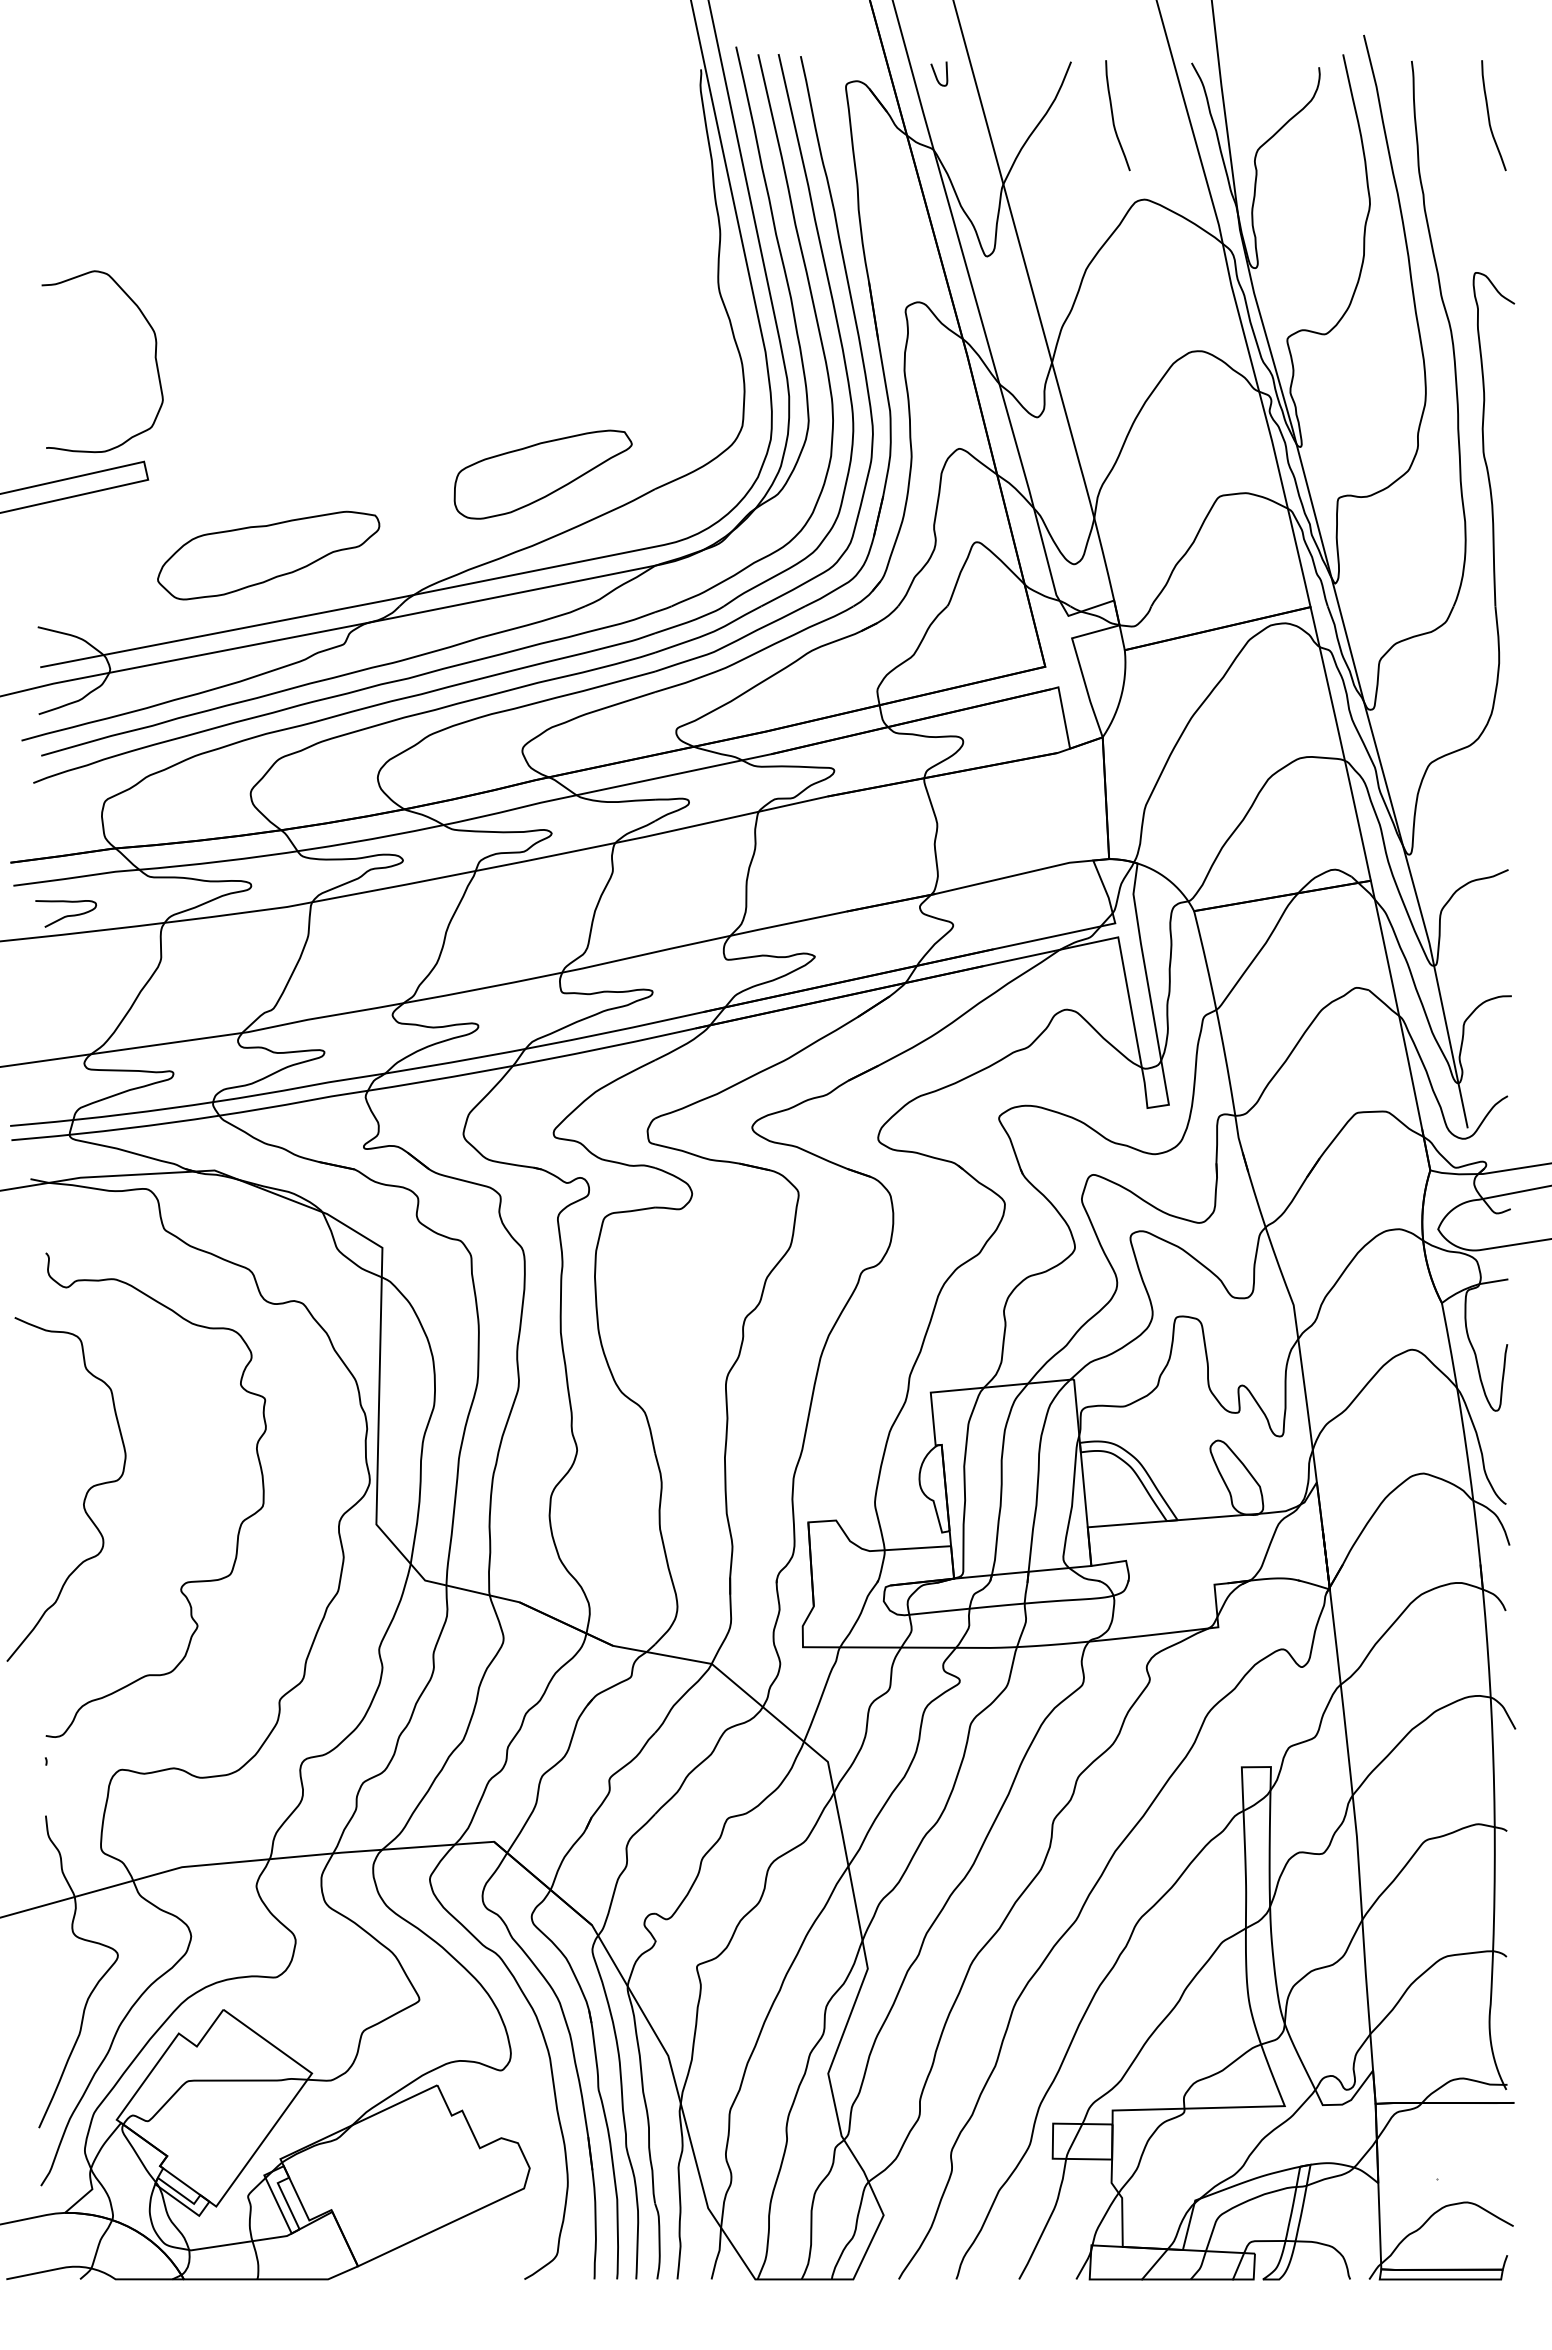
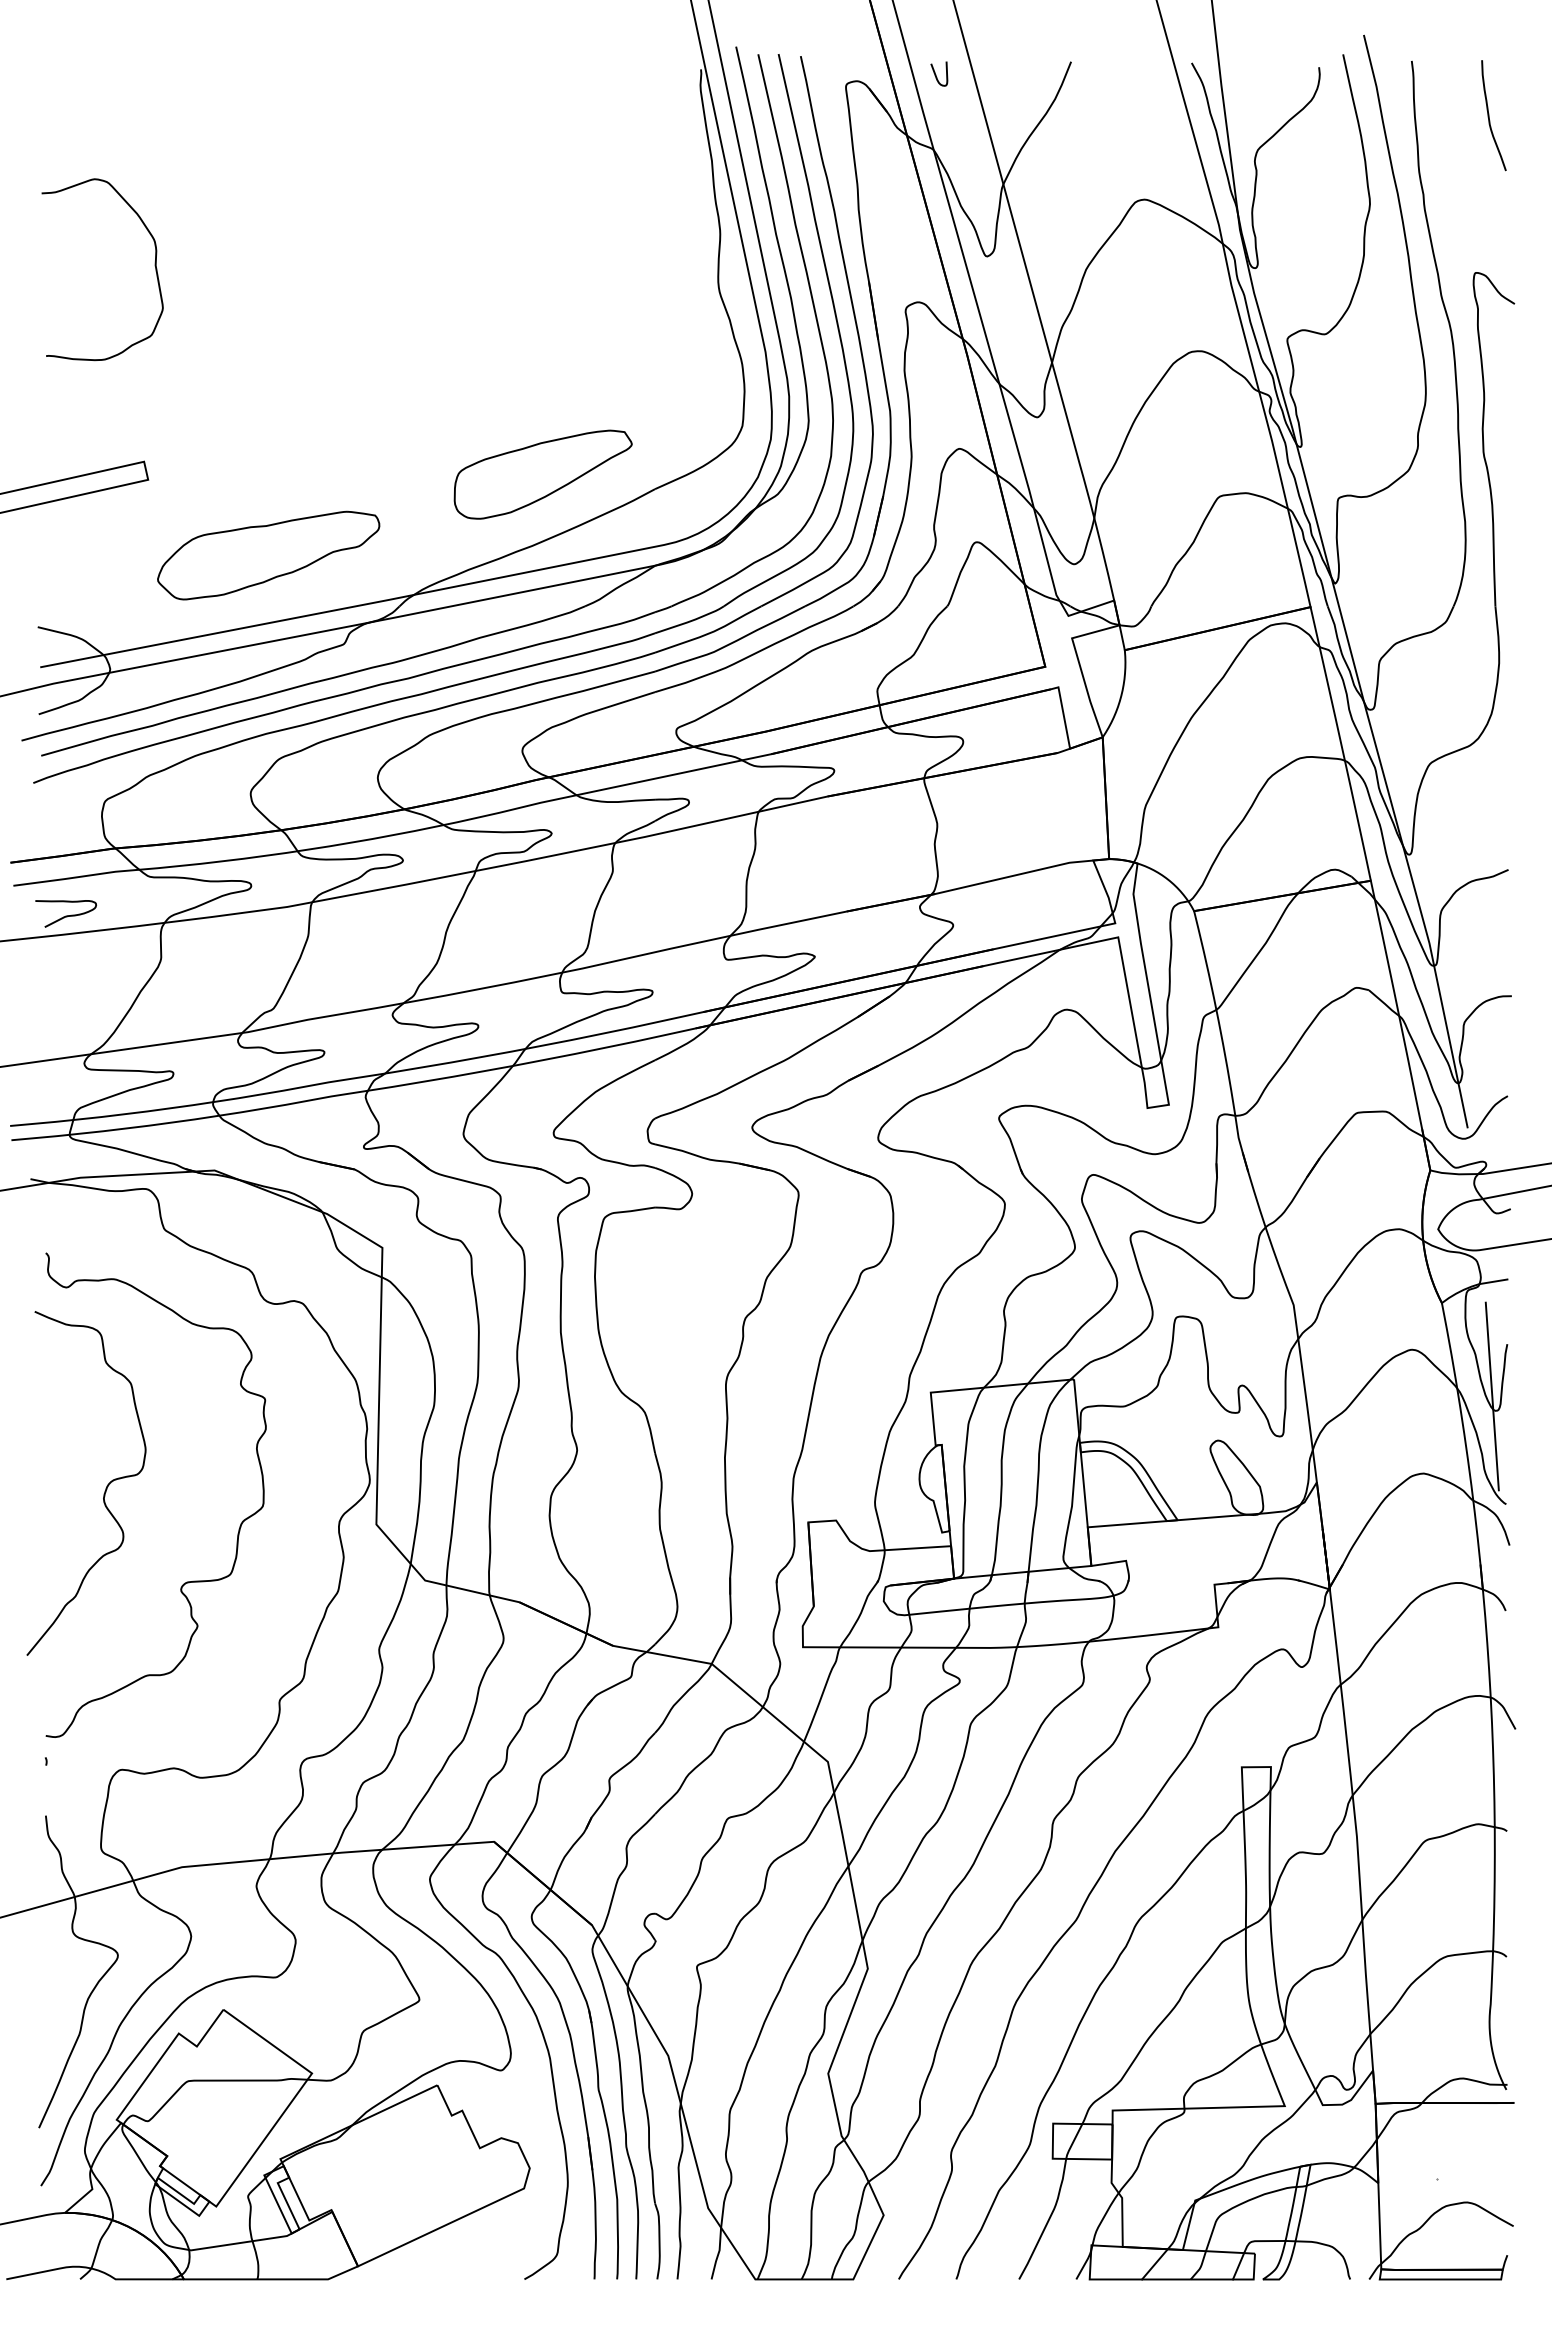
curve: present -> none (1113, 115)
curve position: (154, 357) -> (154, 265) (154, 265)
line: none -> present (1491, 1396)
curve position: (85, 1494) -> (105, 1488) (105, 1488)
